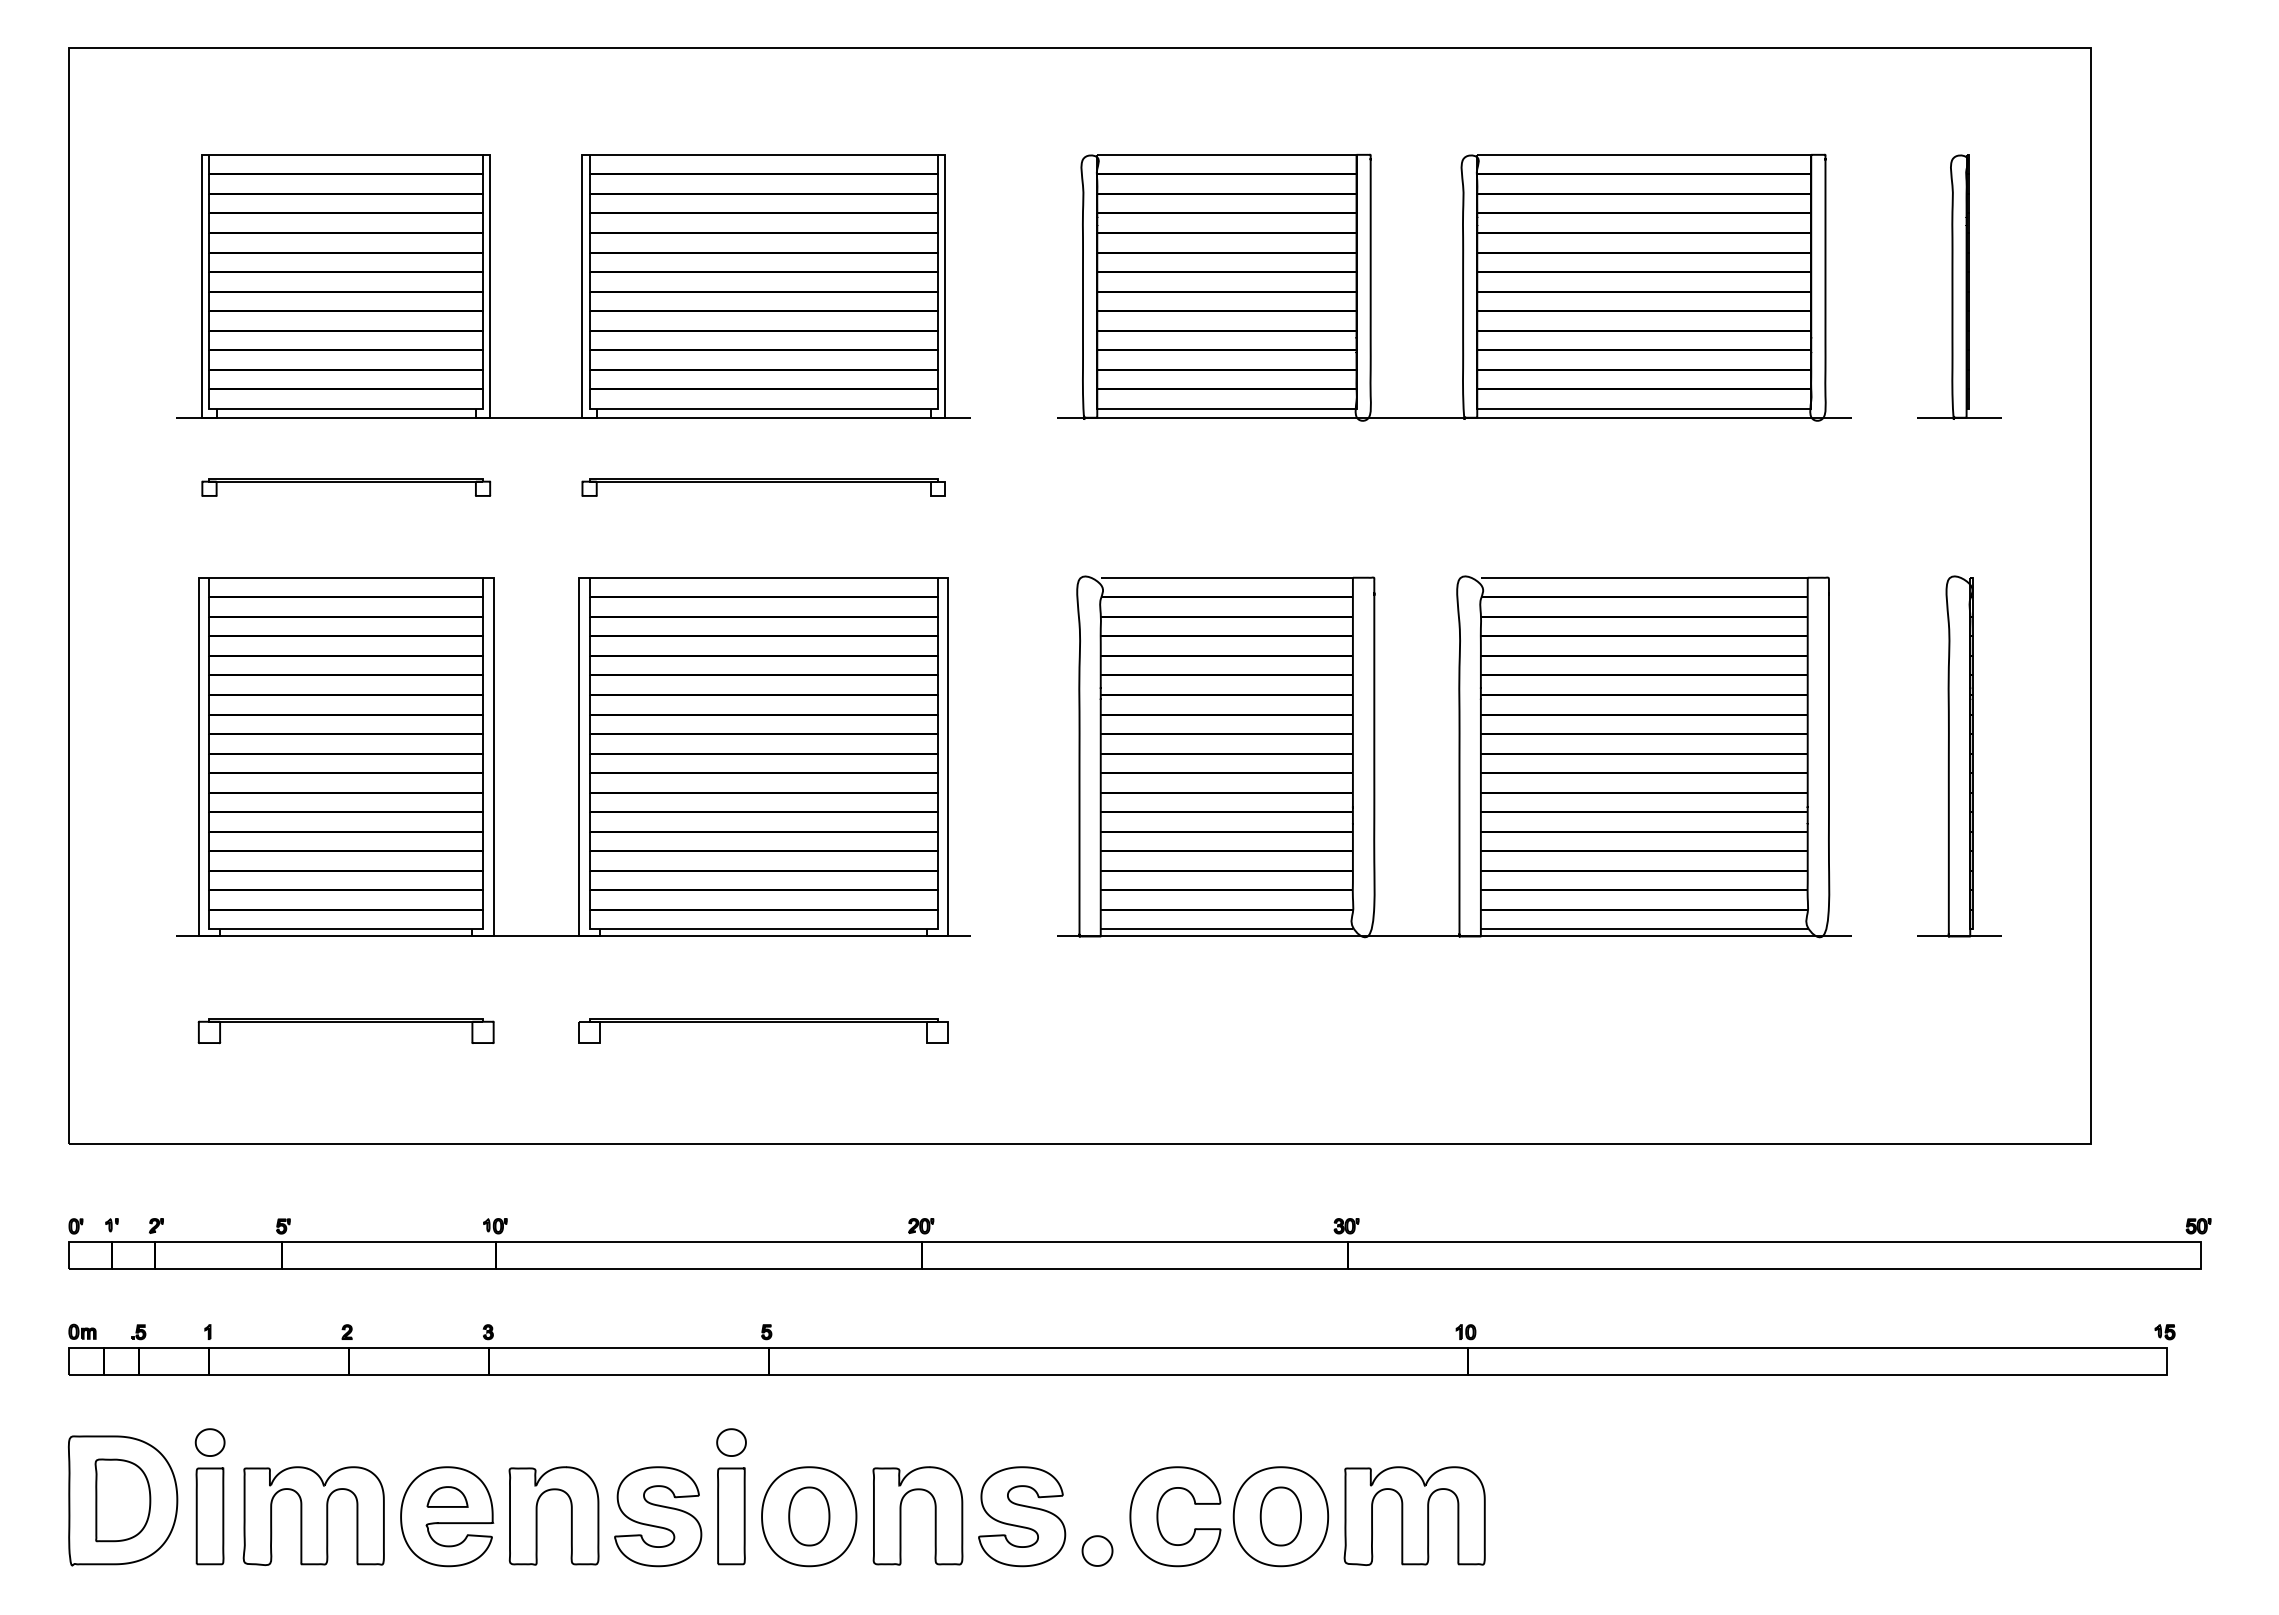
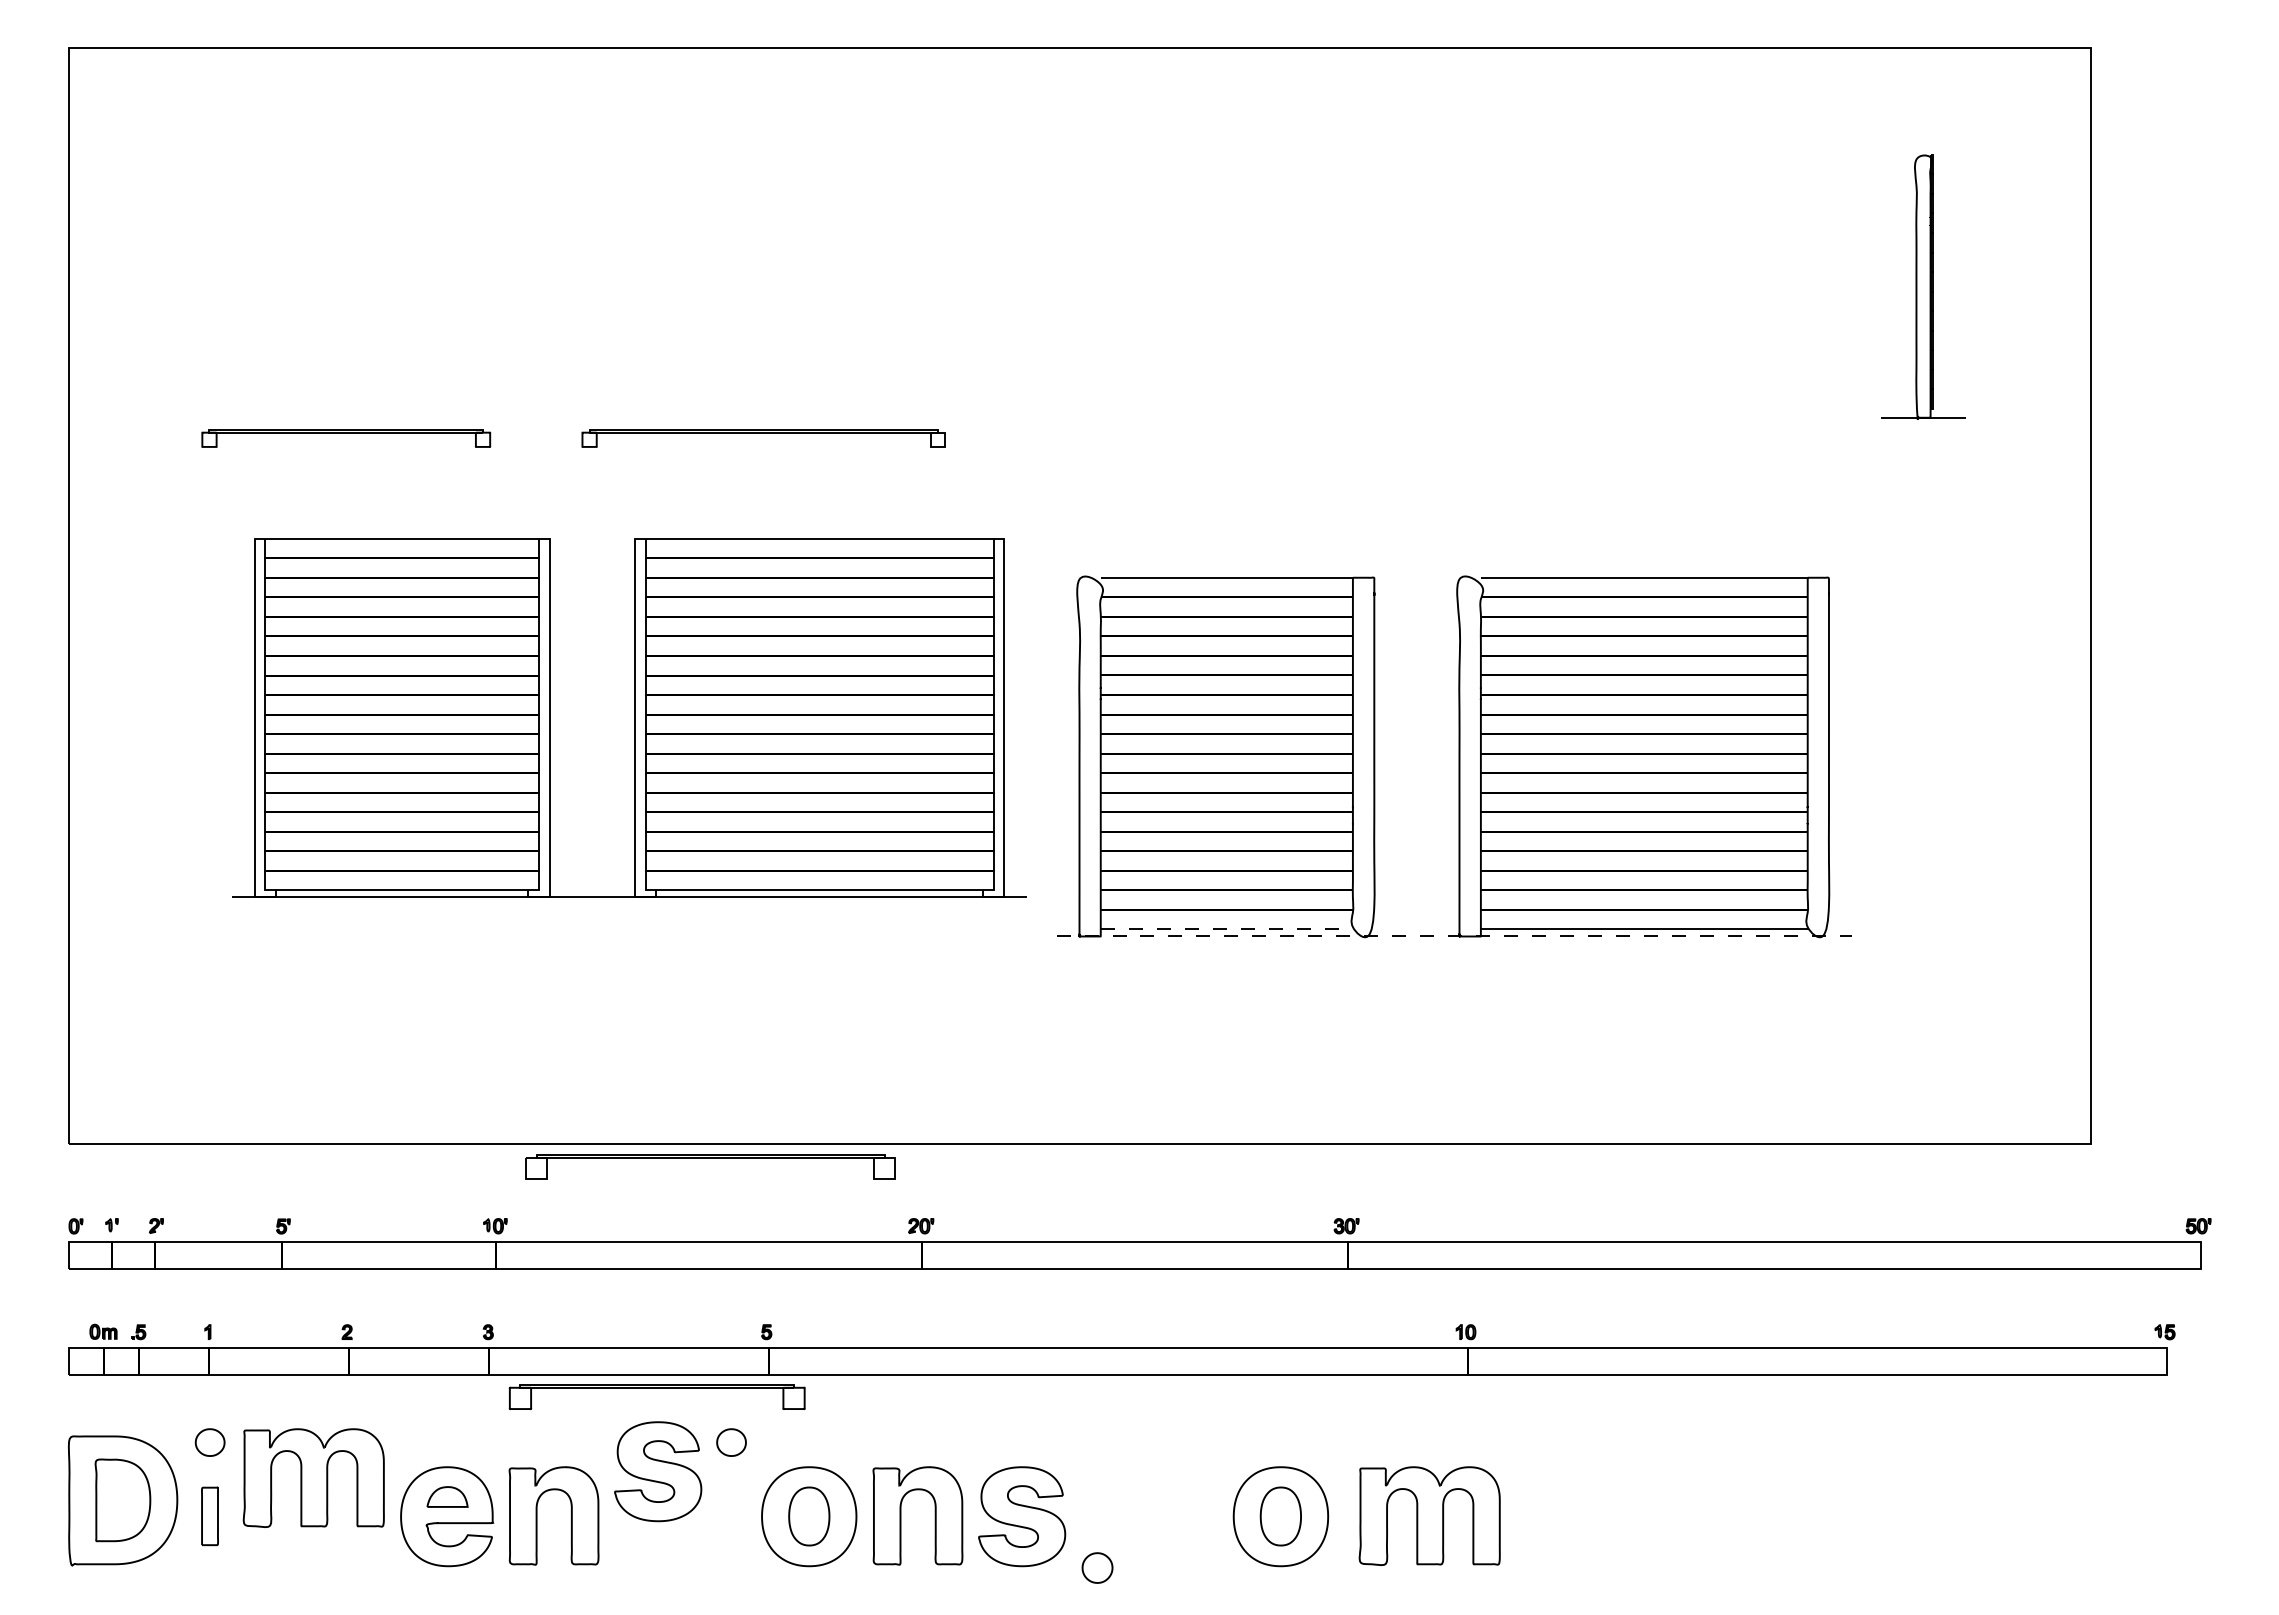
part: present -> none (581, 286)
part position: (1959, 286) -> (1923, 286) (1923, 286)
part: present -> none (1462, 287)
part position: (346, 487) -> (346, 438) (346, 438)
part position: (763, 487) -> (763, 438) (763, 438)
part position: (573, 756) -> (629, 717) (629, 717)
part: present -> none (1959, 756)
line: solid -> dashed (1227, 929)
line: solid -> dashed (1454, 936)
part position: (345, 1022) -> (656, 1388) (656, 1388)
part position: (763, 1022) -> (710, 1158) (710, 1158)
part position: (82, 1331) -> (103, 1331) (103, 1331)
part position: (313, 1515) -> (313, 1477) (313, 1477)
part position: (1414, 1515) -> (1429, 1515) (1429, 1515)
part size: 30x99 px -> 18x61 px (209, 1516)
part position: (658, 1516) -> (658, 1471) (658, 1471)
part: present -> none (731, 1516)
part: present -> none (1158, 1516)
part position: (1097, 1550) -> (1097, 1567) (1097, 1567)
